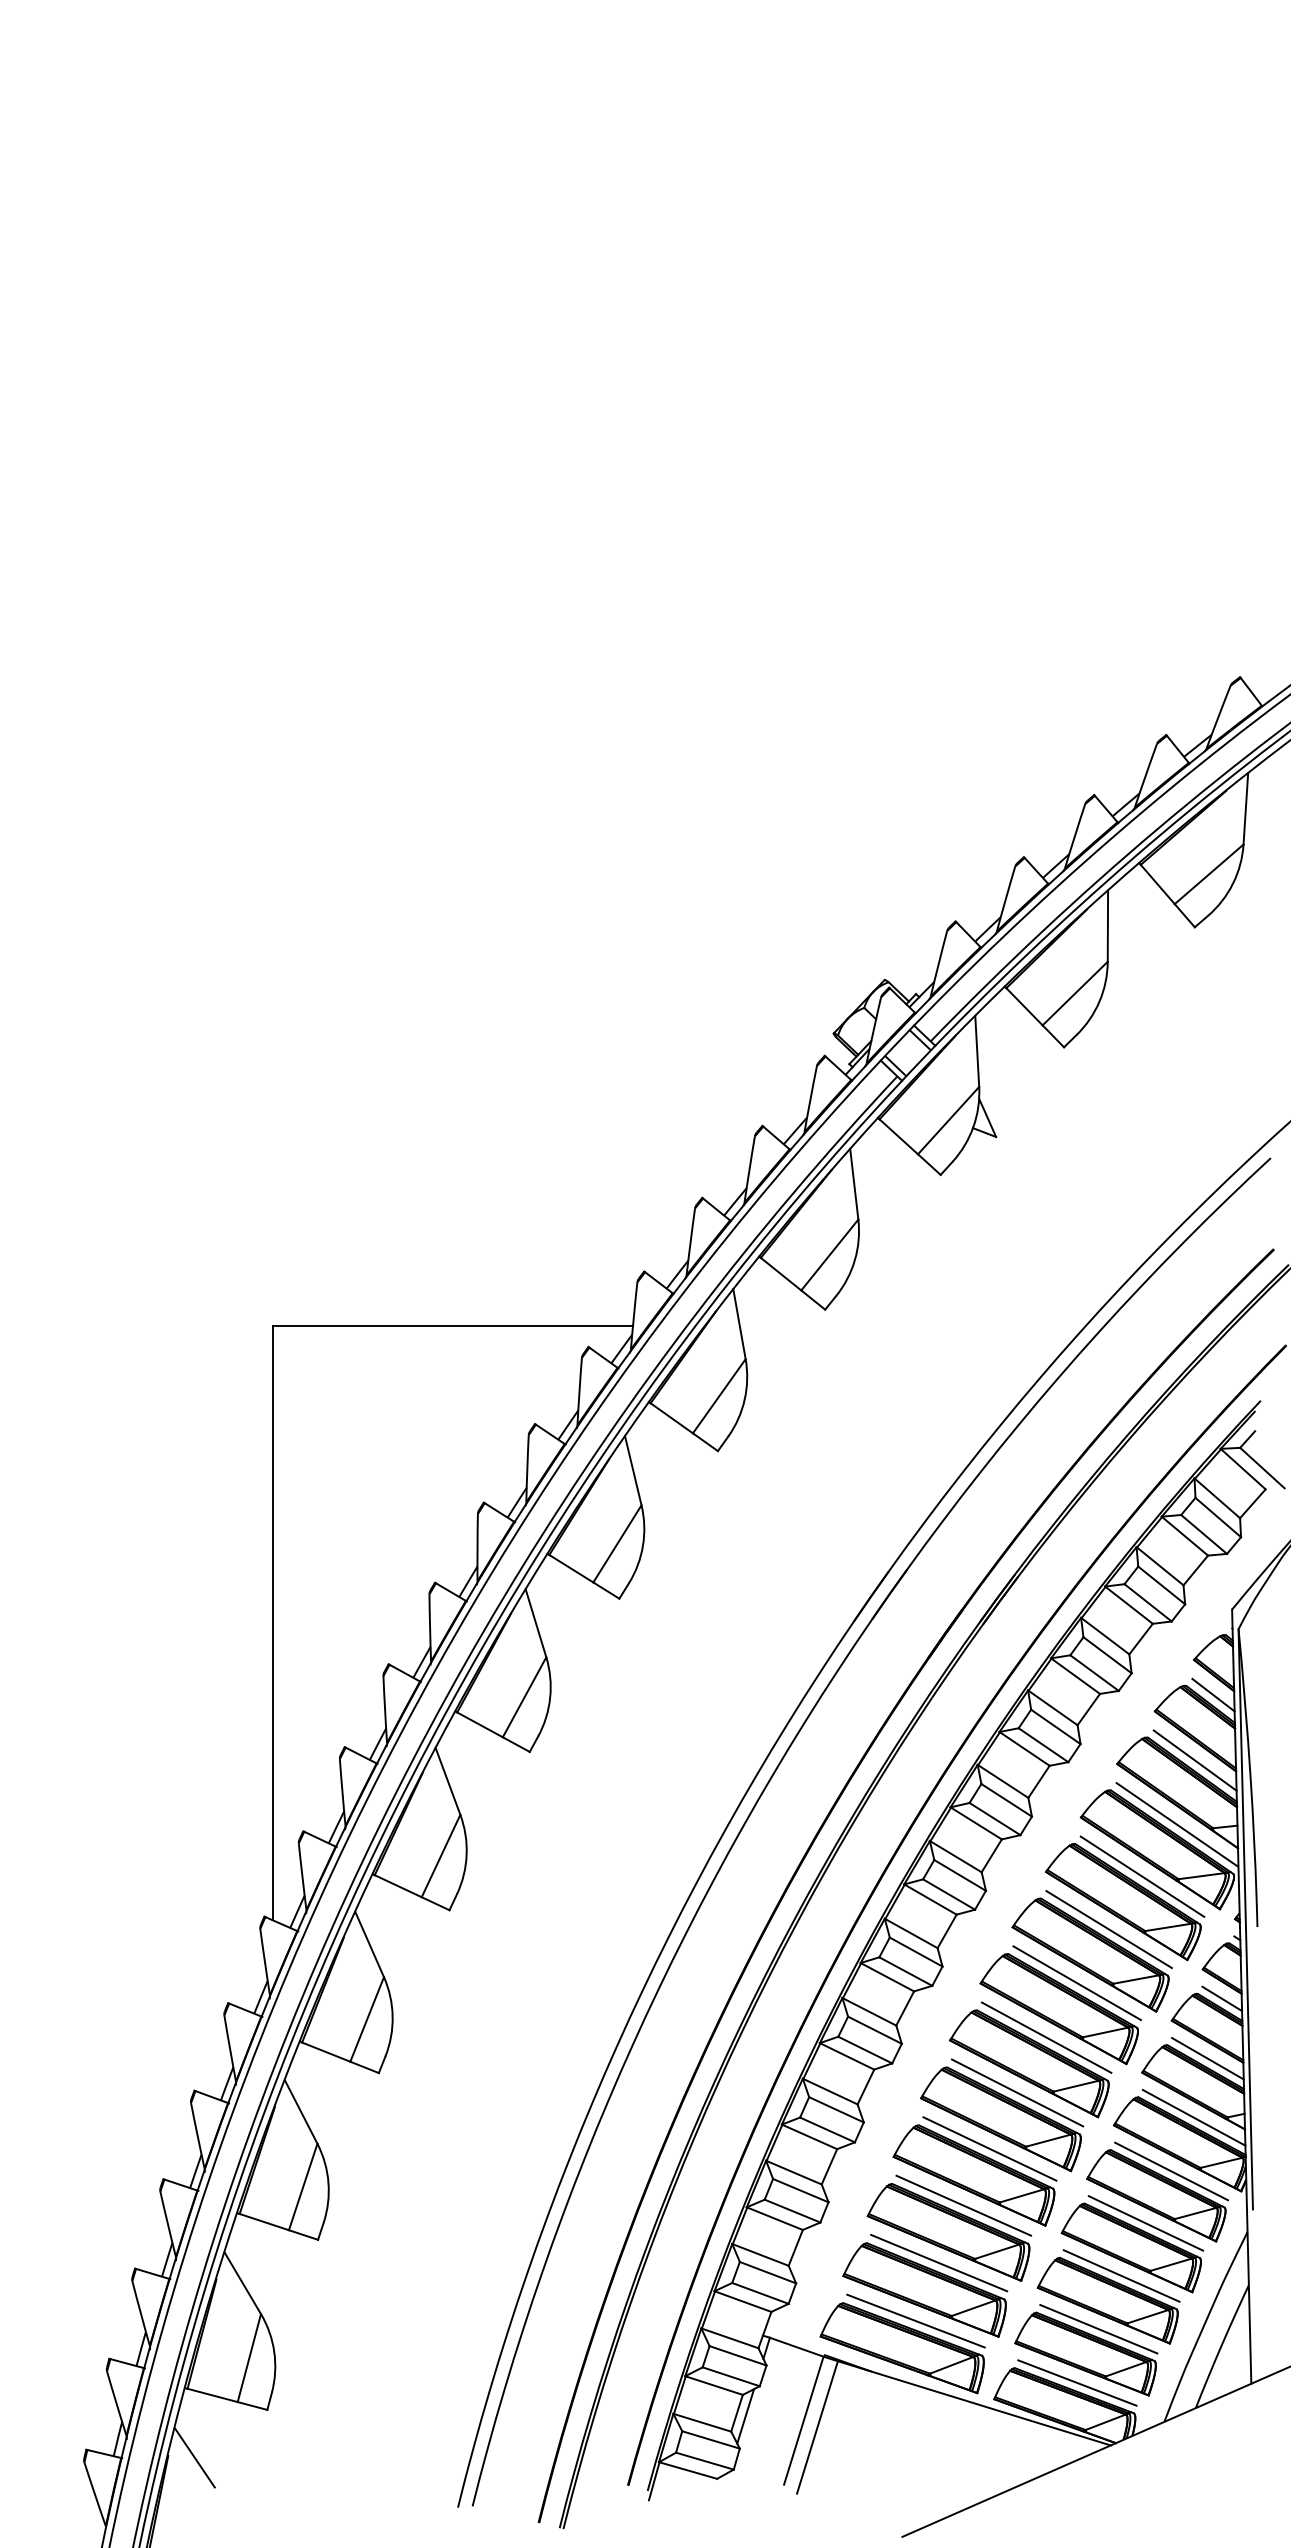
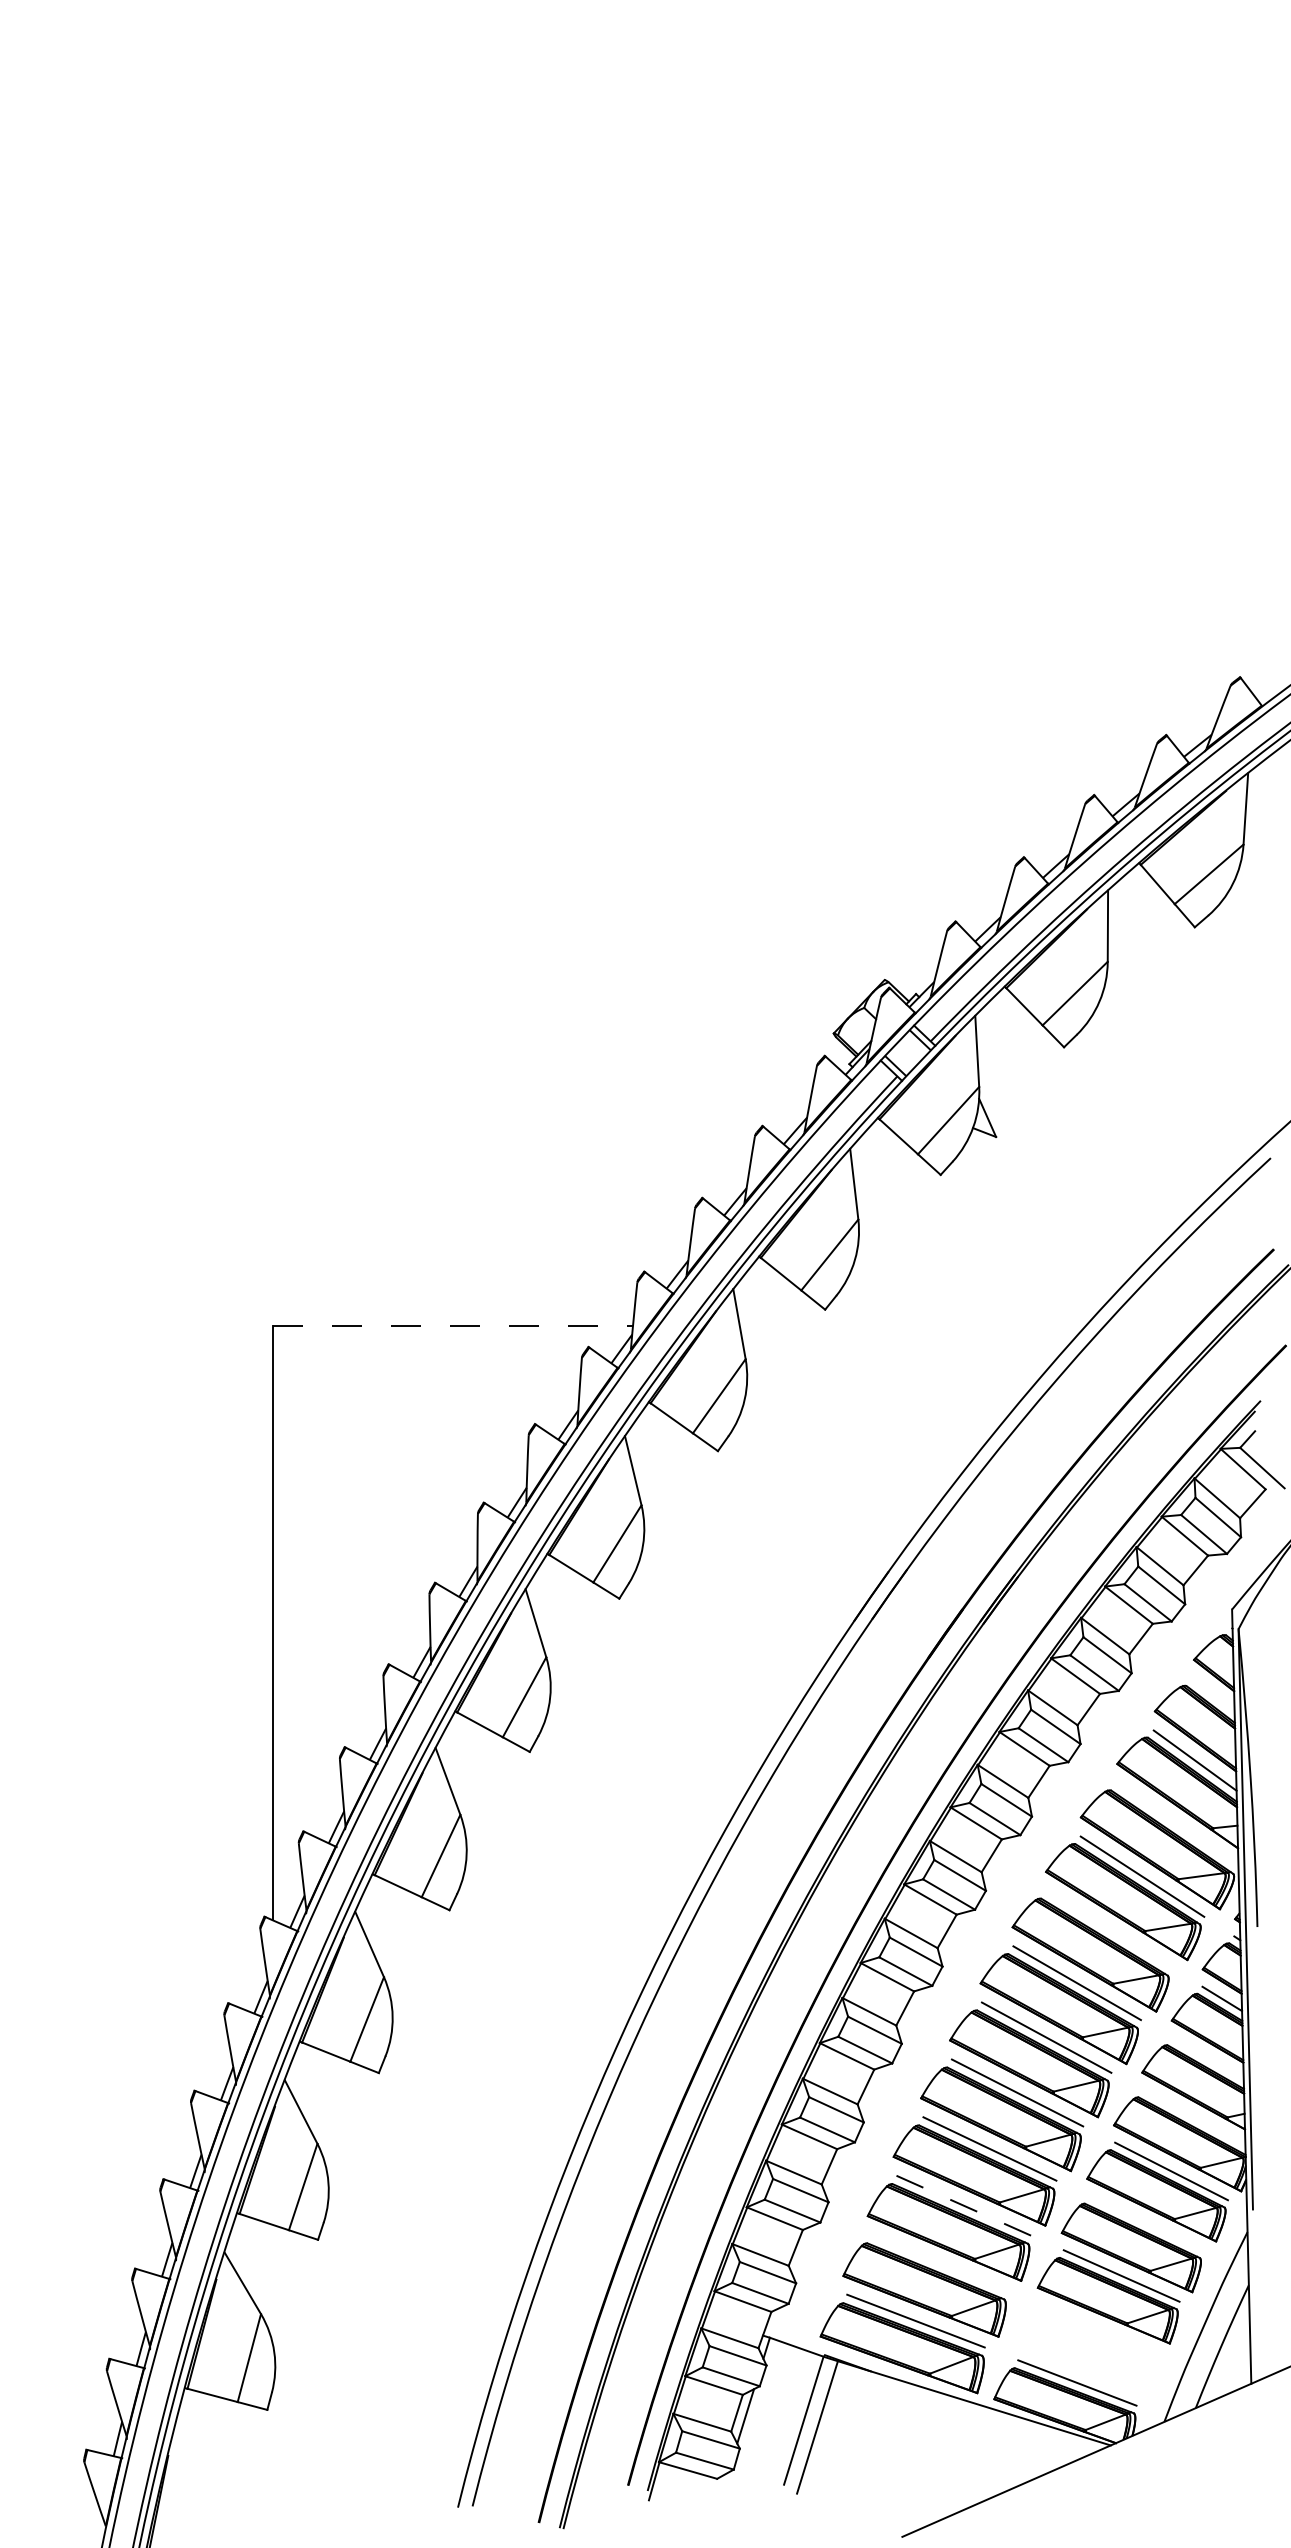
line: solid -> dashed (453, 1325)
line: present -> none (1213, 1694)
line: present -> none (1176, 1824)
line: present -> none (1108, 1929)
line: present -> none (1207, 2058)
line: present -> none (1193, 2117)
line: solid -> dashed (963, 2205)
line: present -> none (1145, 2223)
line: present -> none (939, 2262)
part: present -> none (1086, 2350)
line: present -> none (194, 2457)
